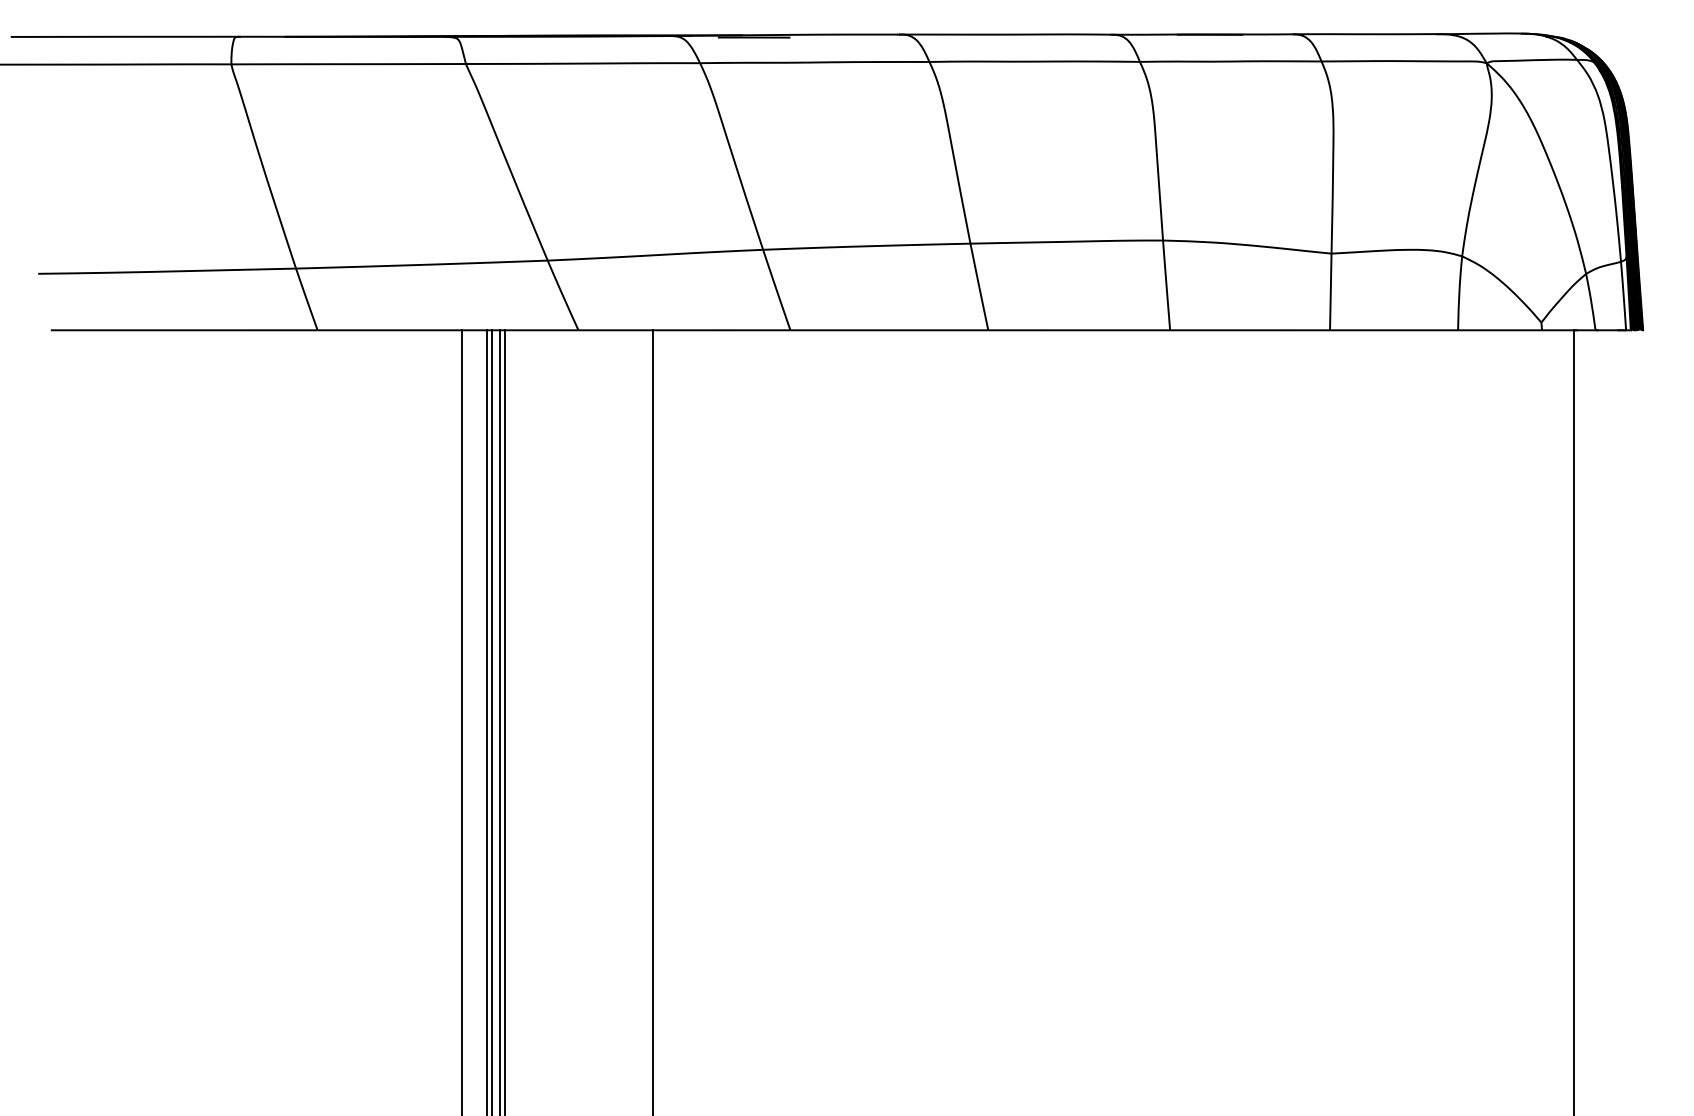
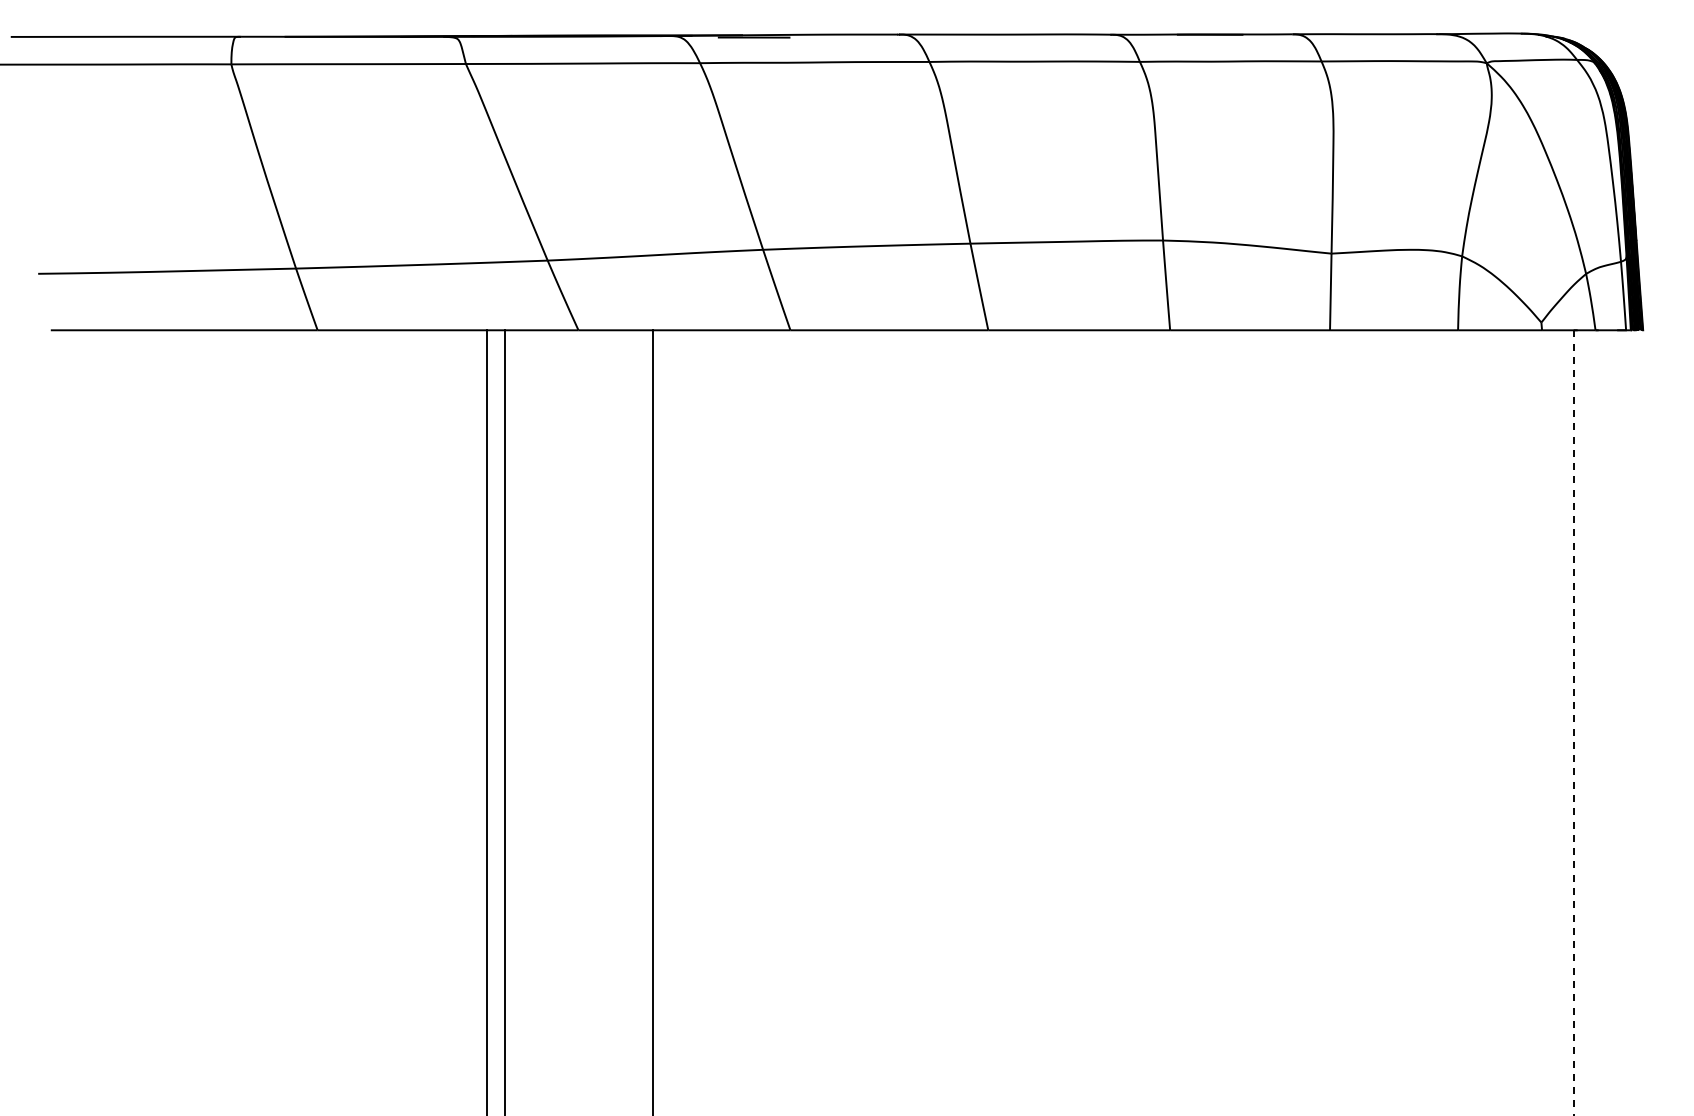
line: present -> none (462, 721)
line: present -> none (491, 721)
line: present -> none (500, 721)
line: solid -> dashed (1573, 723)
